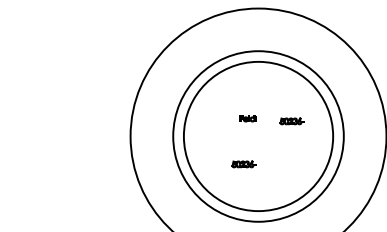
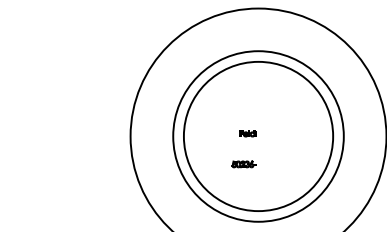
part position: (247, 118) -> (247, 133) (247, 133)
part: present -> none (291, 121)
